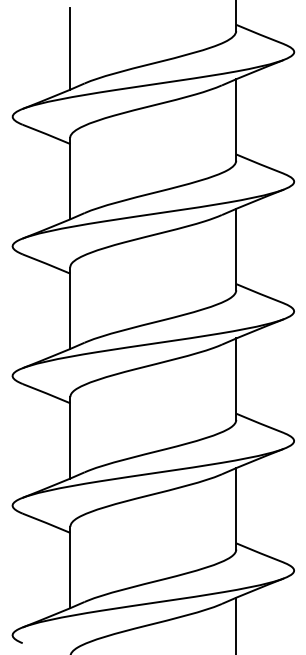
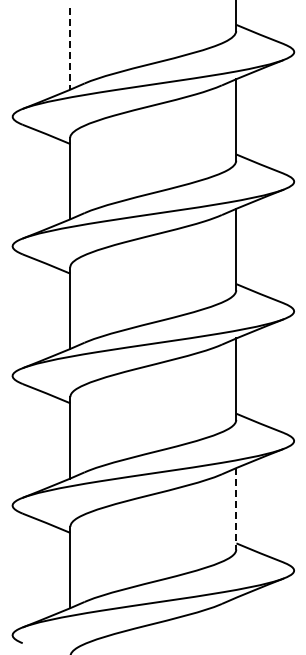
line: solid -> dashed (70, 49)
line: solid -> dashed (236, 508)
line: present -> none (236, 624)
